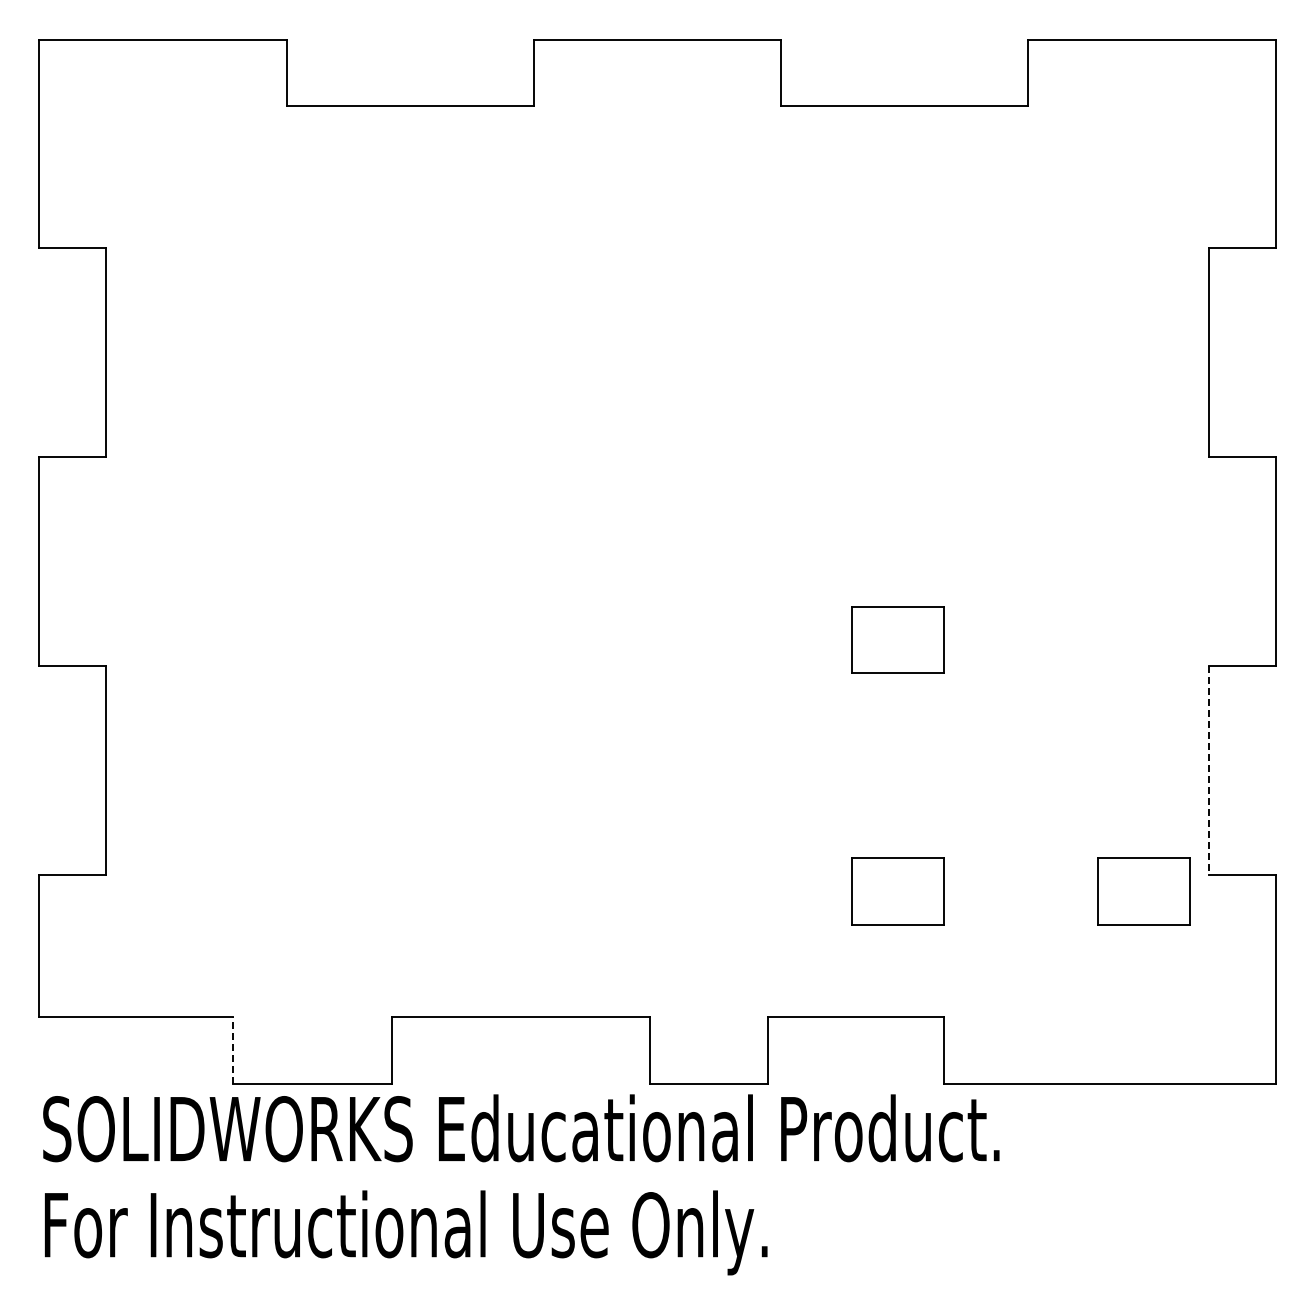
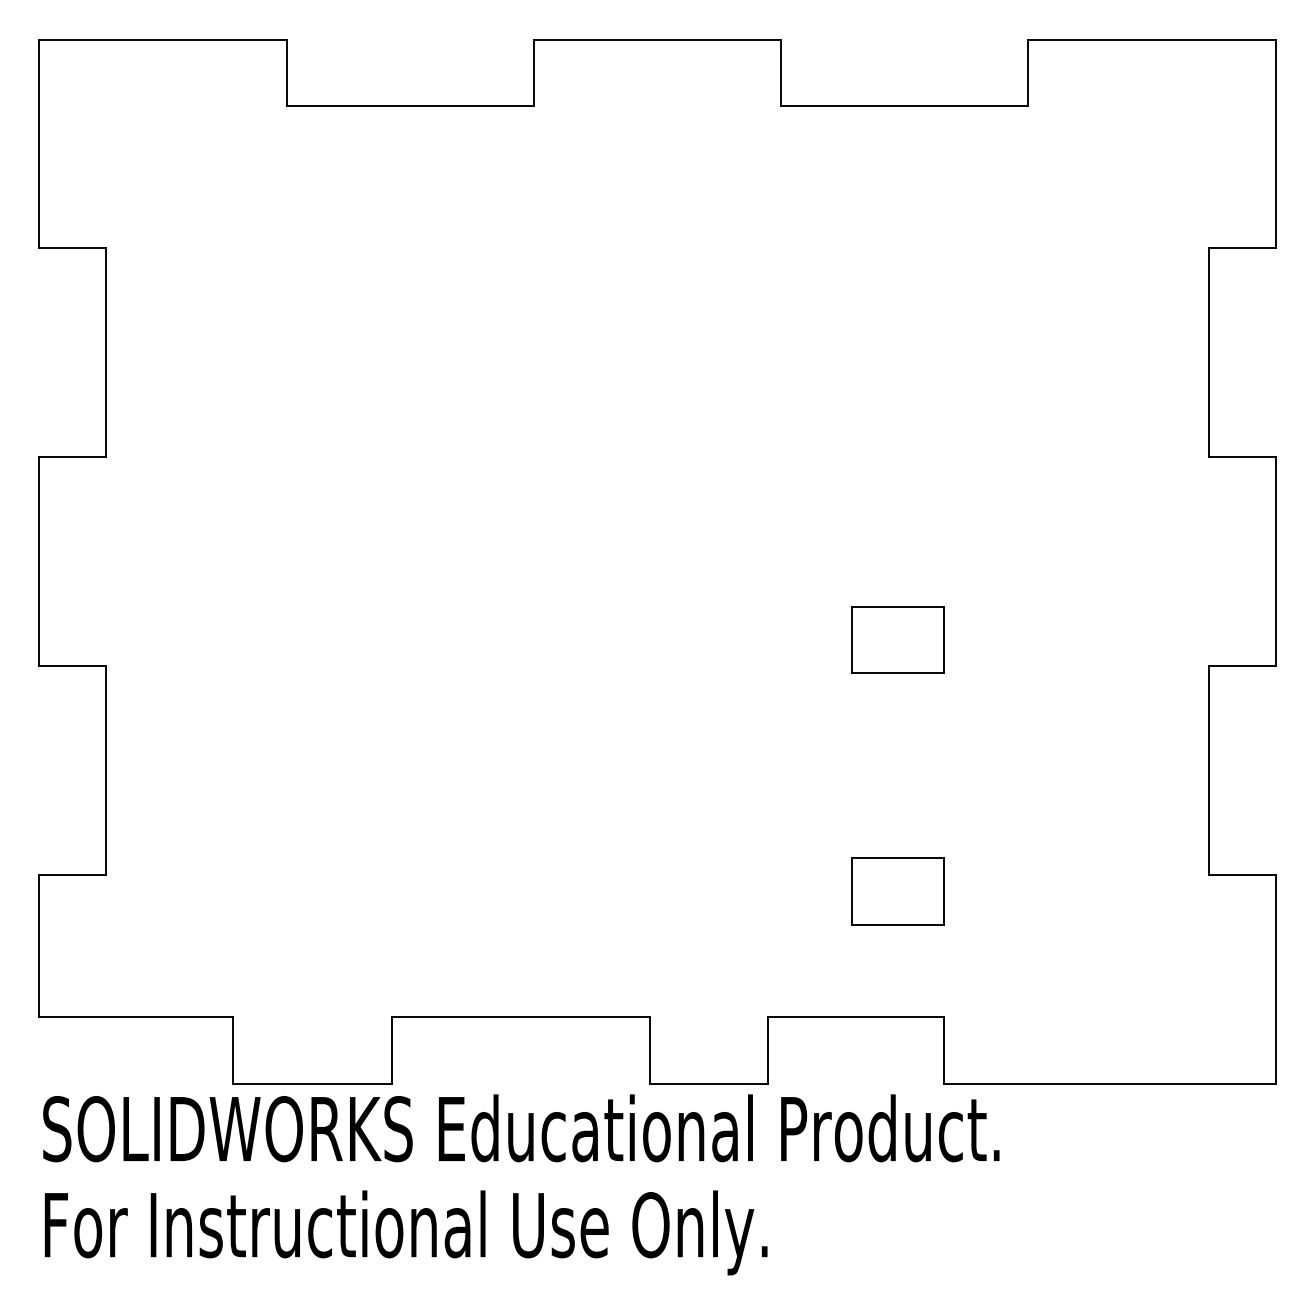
line: dashed -> solid (1209, 770)
part: present -> none (1143, 891)
line: dashed -> solid (232, 1049)
